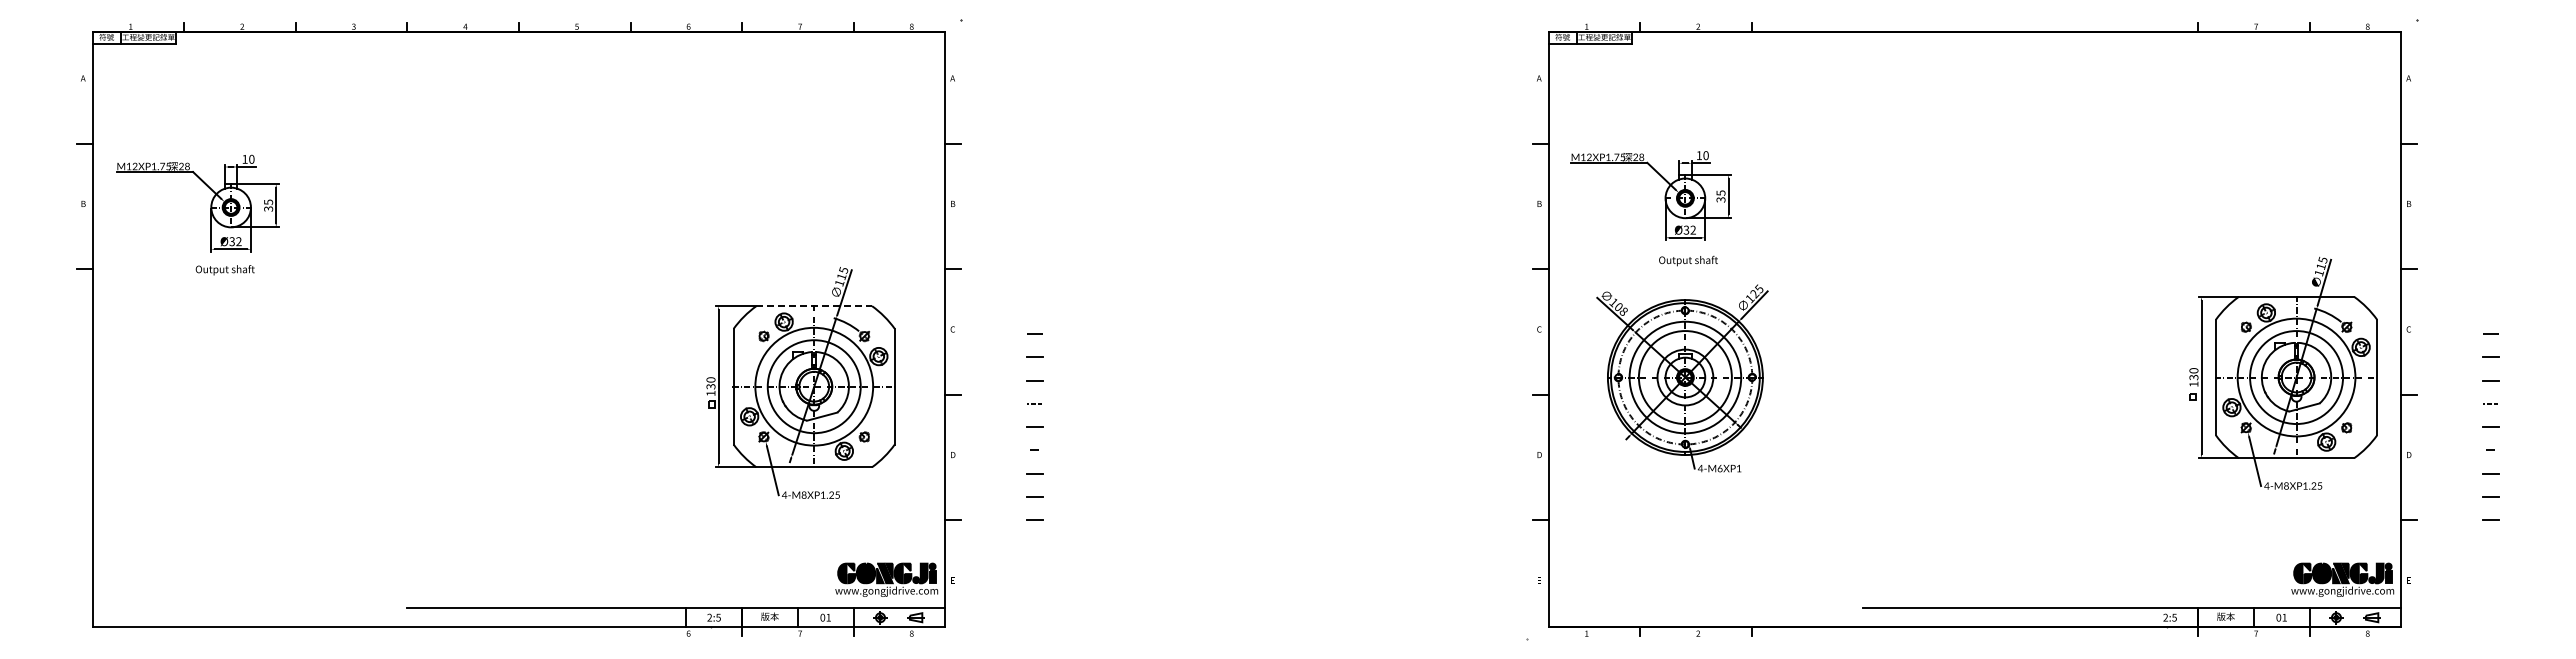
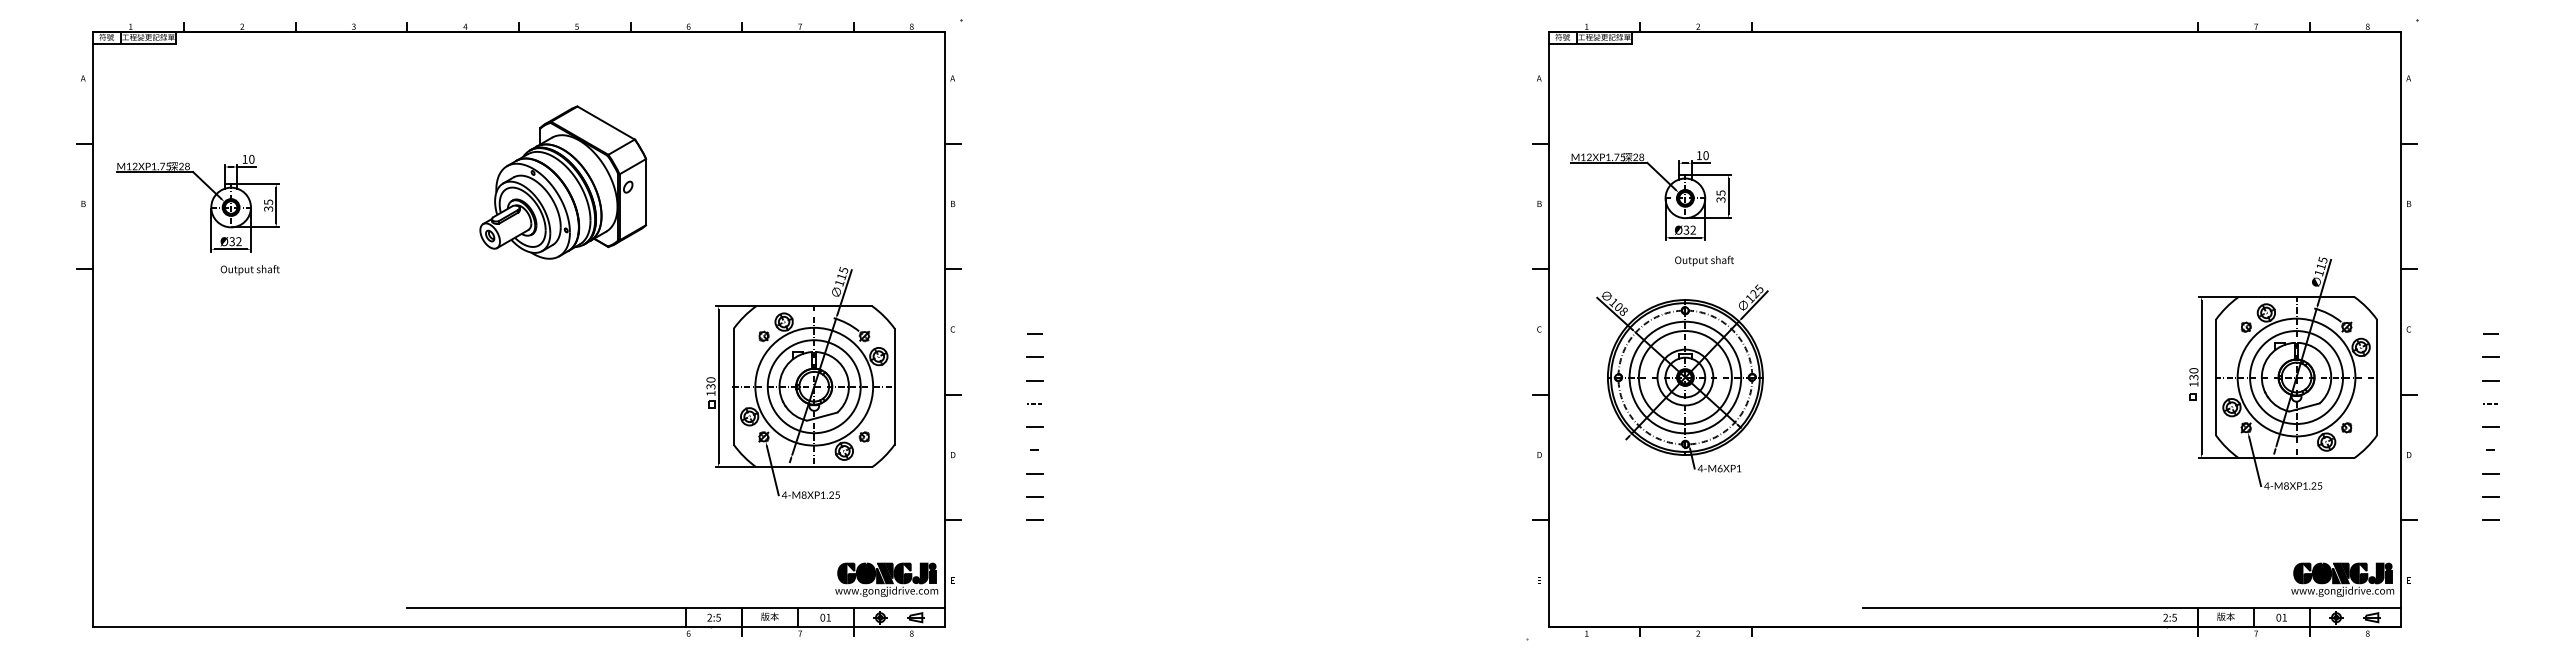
part: none -> present (563, 182)
text position: (1688, 260) -> (1704, 260) (1704, 260)
text position: (224, 270) -> (249, 270) (249, 270)
line: dashed -> solid (814, 306)
